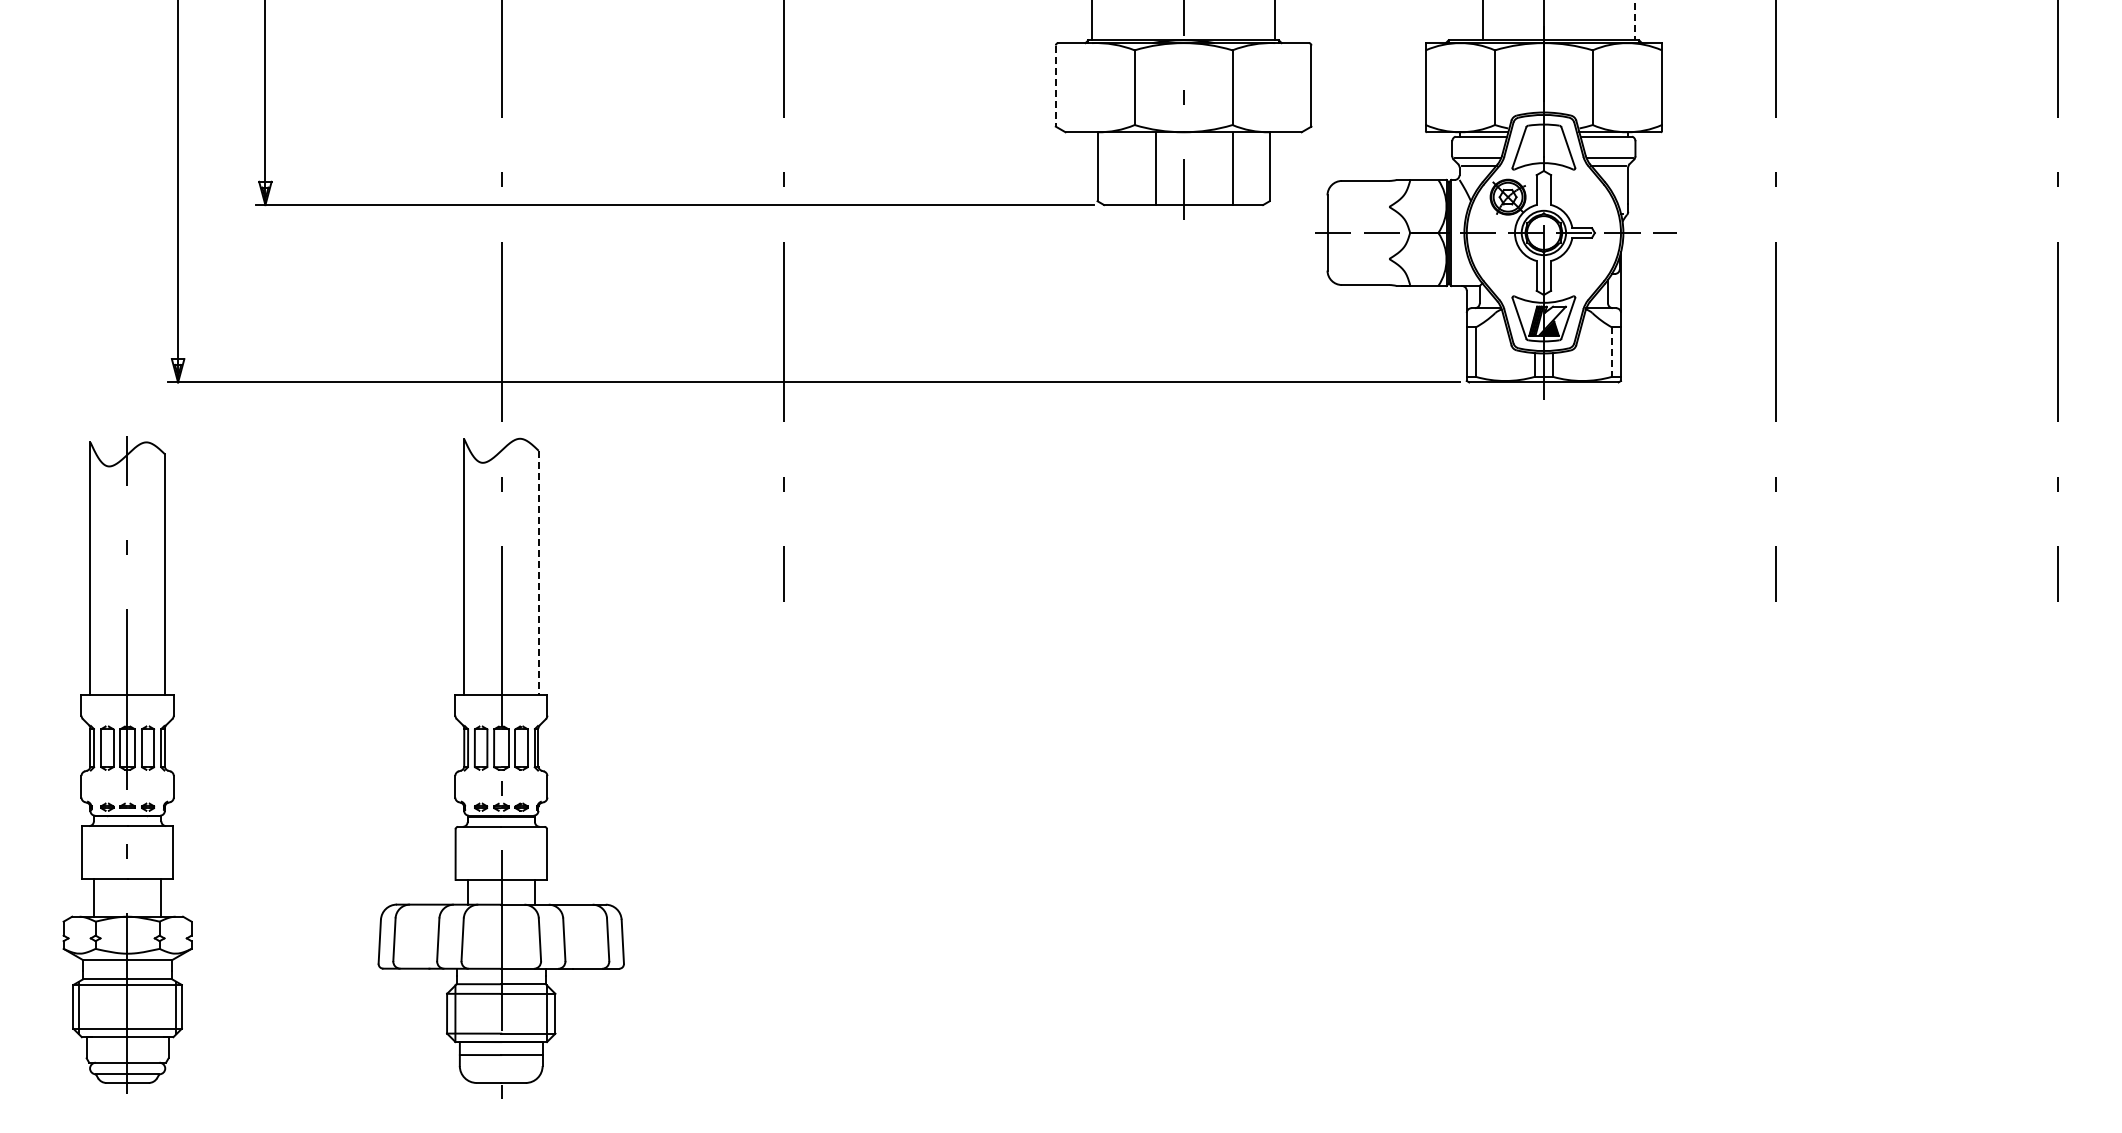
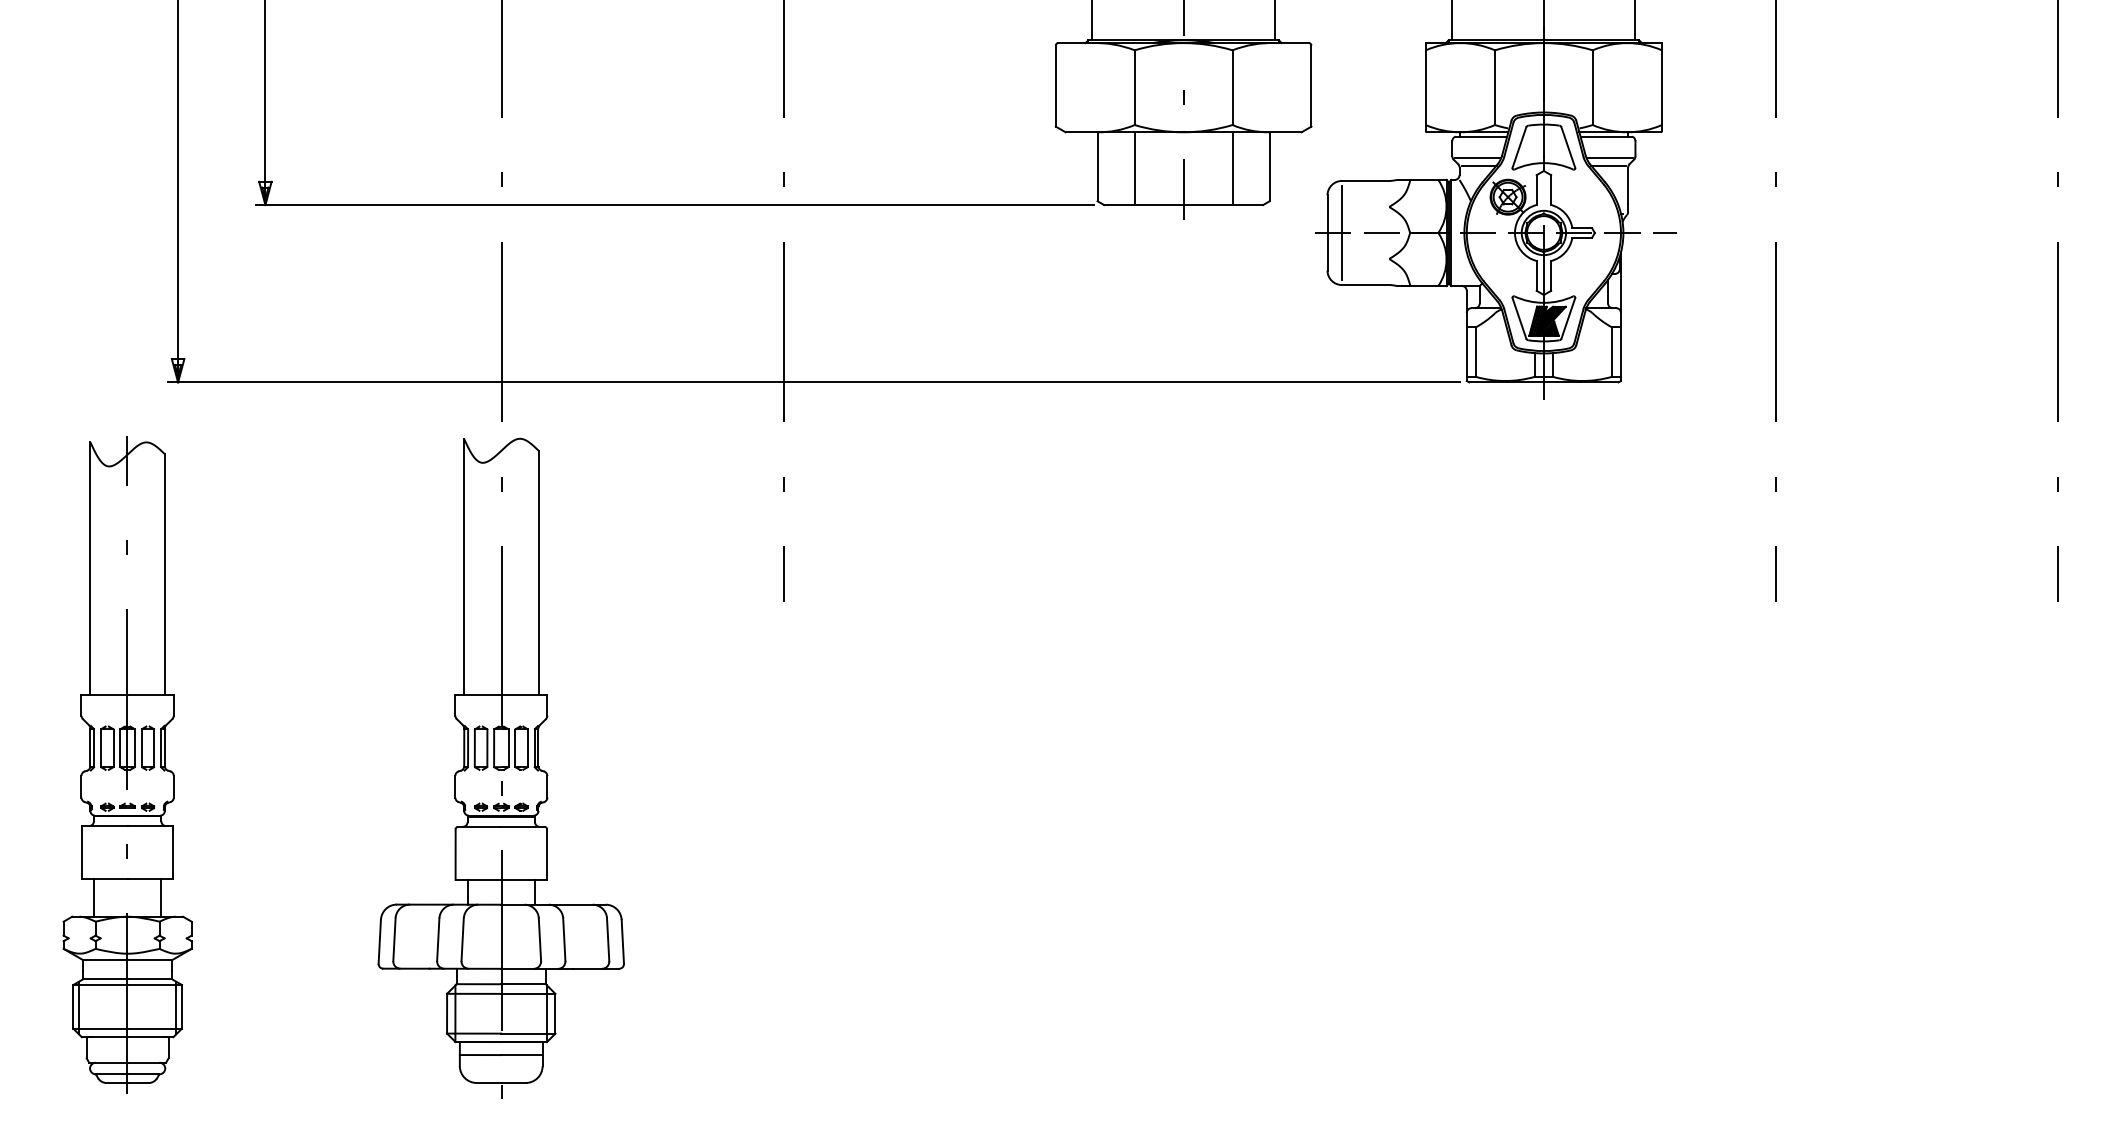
line: dashed -> solid (1635, 20)
line position: (1483, 21) -> (1452, 21) (1452, 21)
line: dashed -> solid (1055, 86)
line position: (1155, 168) -> (1134, 168) (1134, 168)
line: none -> present (1341, 232)
hatch: none -> present (1550, 320)
line: dashed -> solid (1612, 352)
line: dashed -> solid (538, 573)
